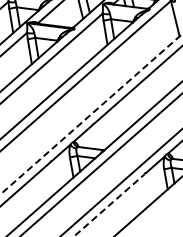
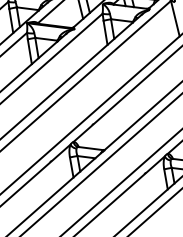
line: dashed -> solid (91, 114)
line: dashed -> solid (109, 205)
line: none -> present (155, 212)
